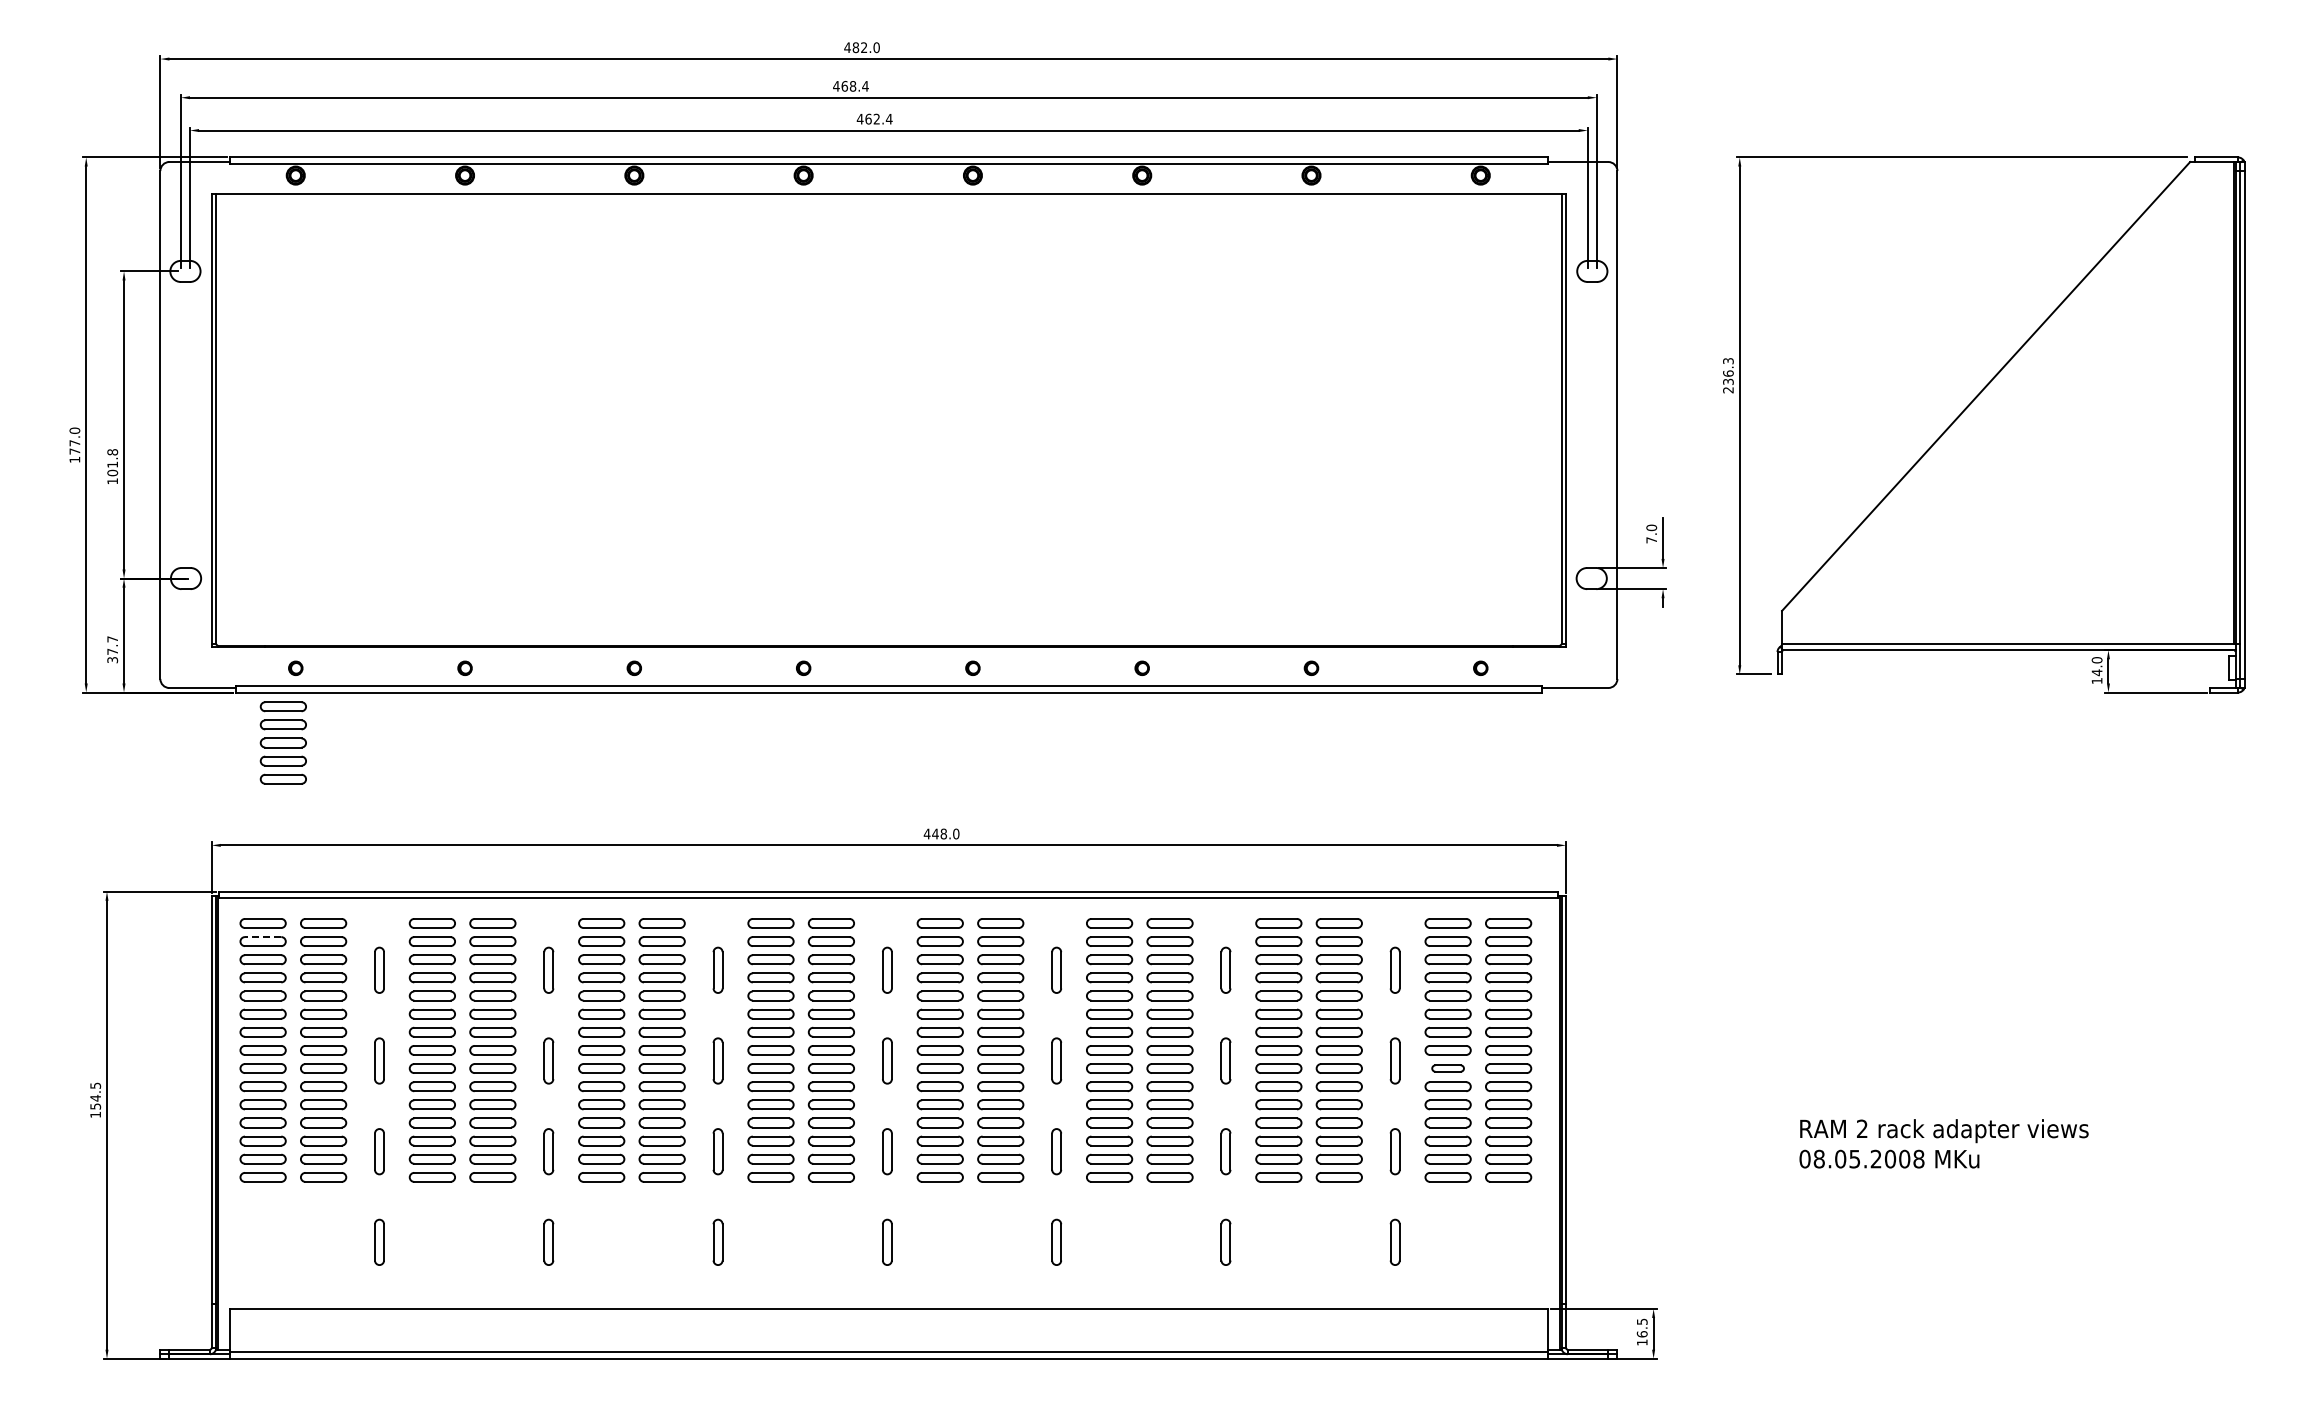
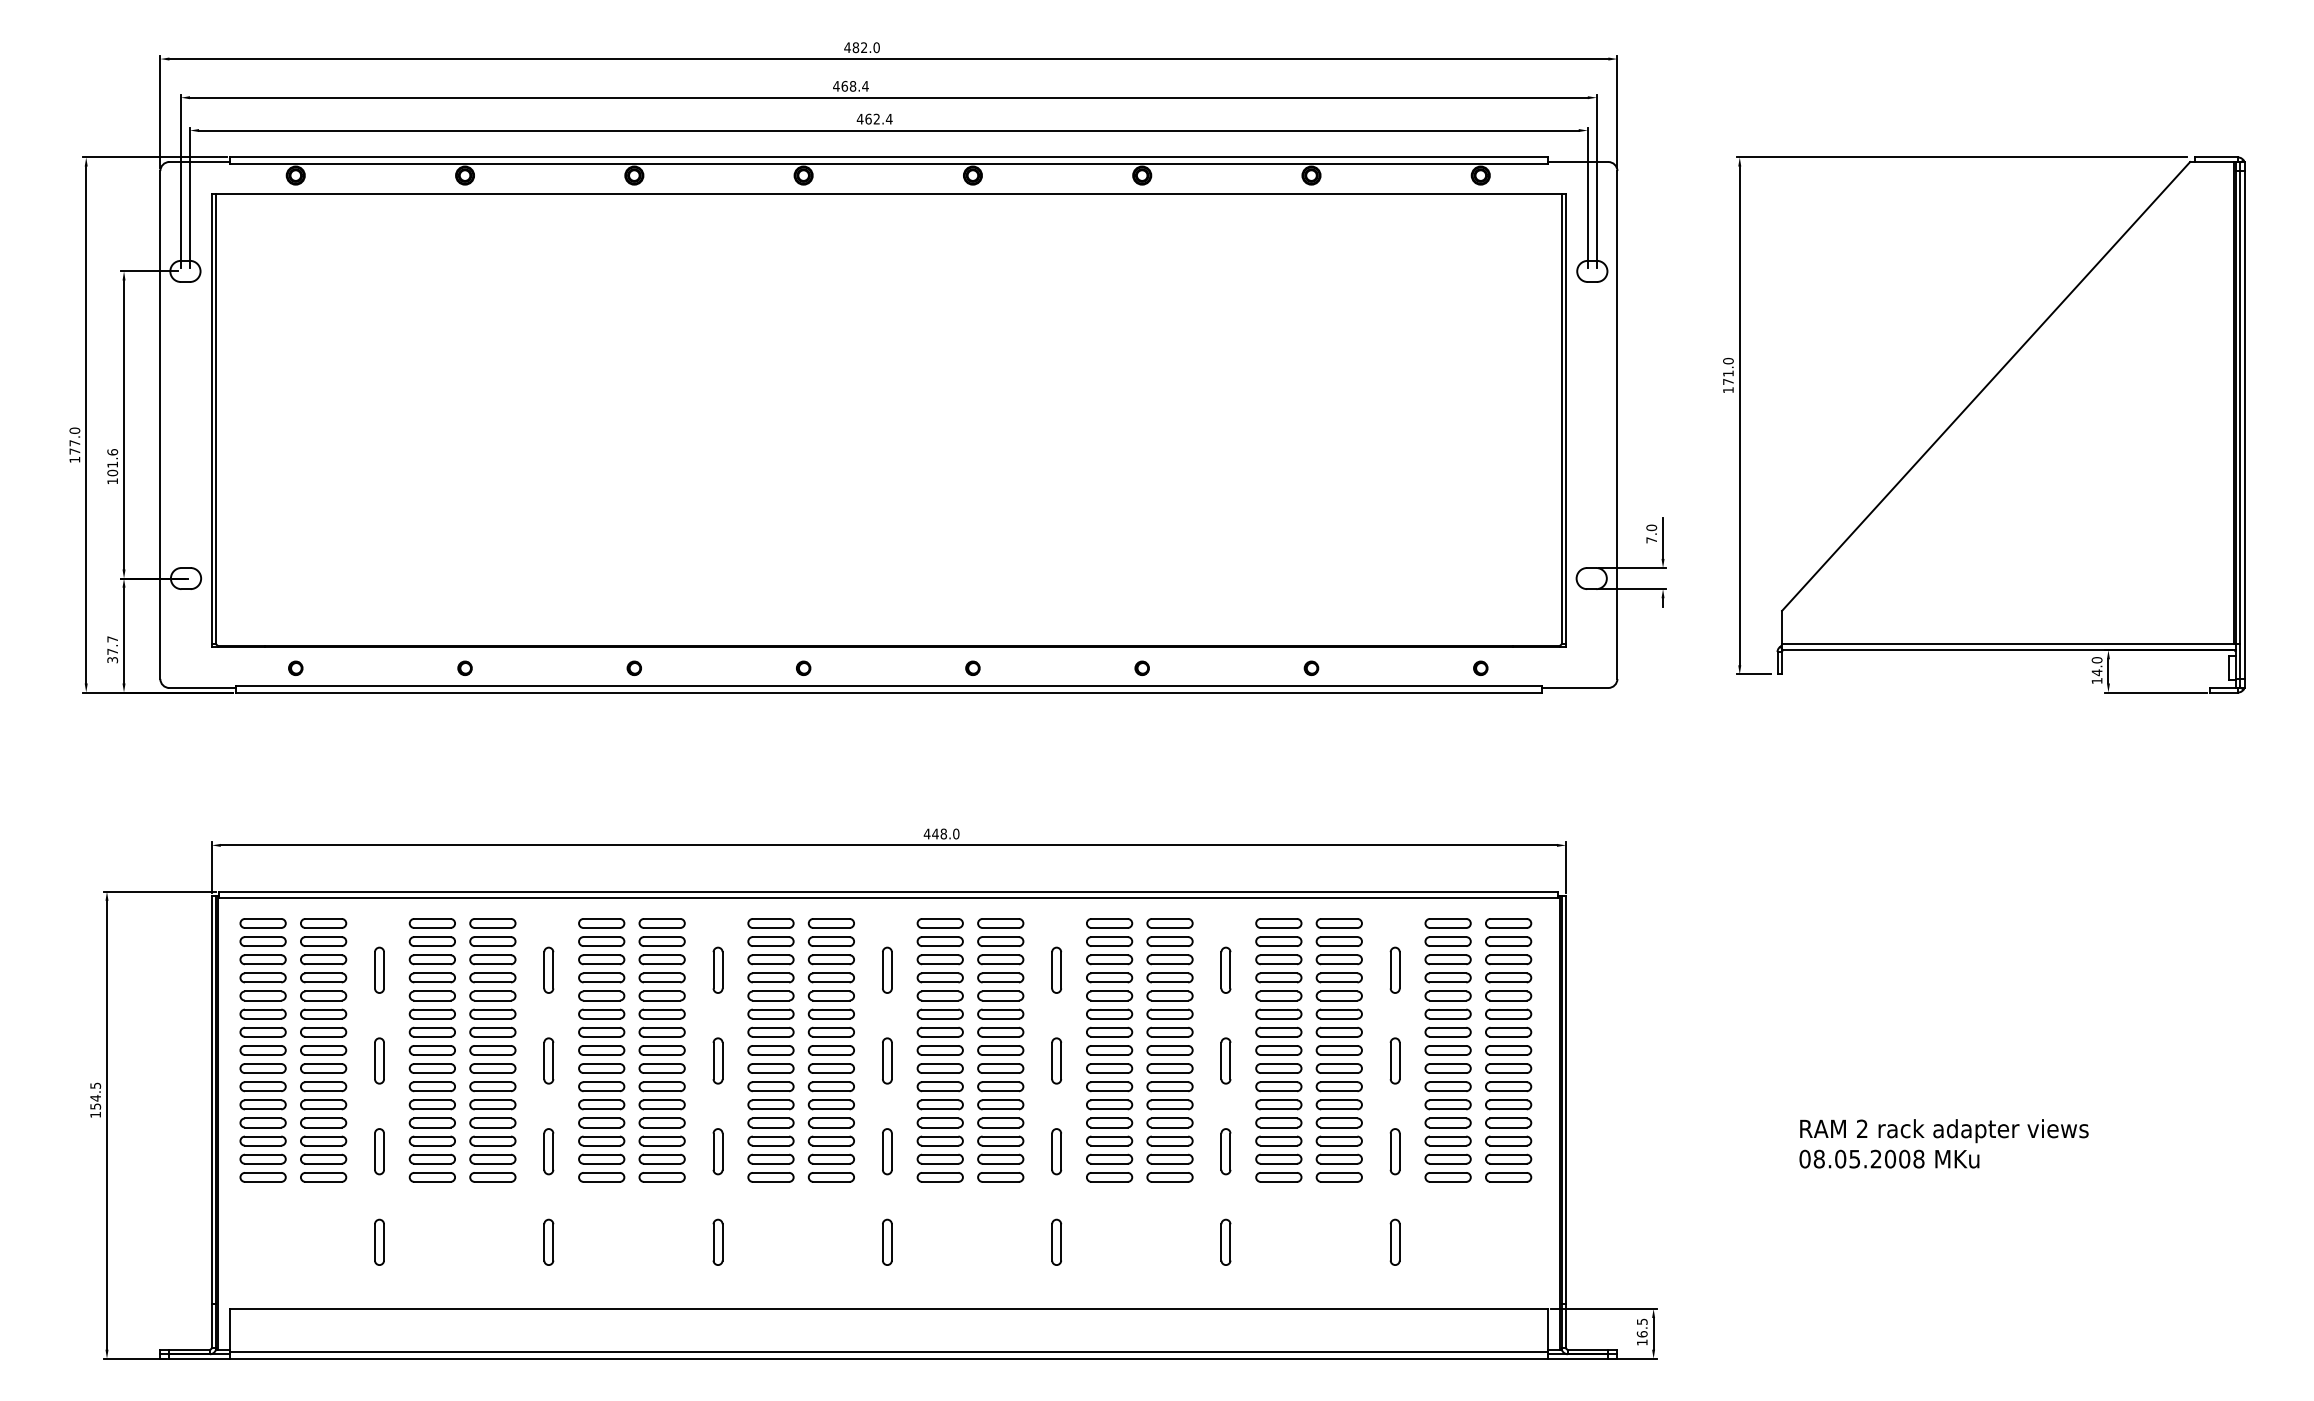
text: 236.3 -> 171.0 (1728, 375)
text: 101.8 -> 101.6 (112, 452)
part: present -> none (282, 742)
line: dashed -> solid (262, 937)
part size: 34x9 px -> 48x11 px (1447, 1068)
